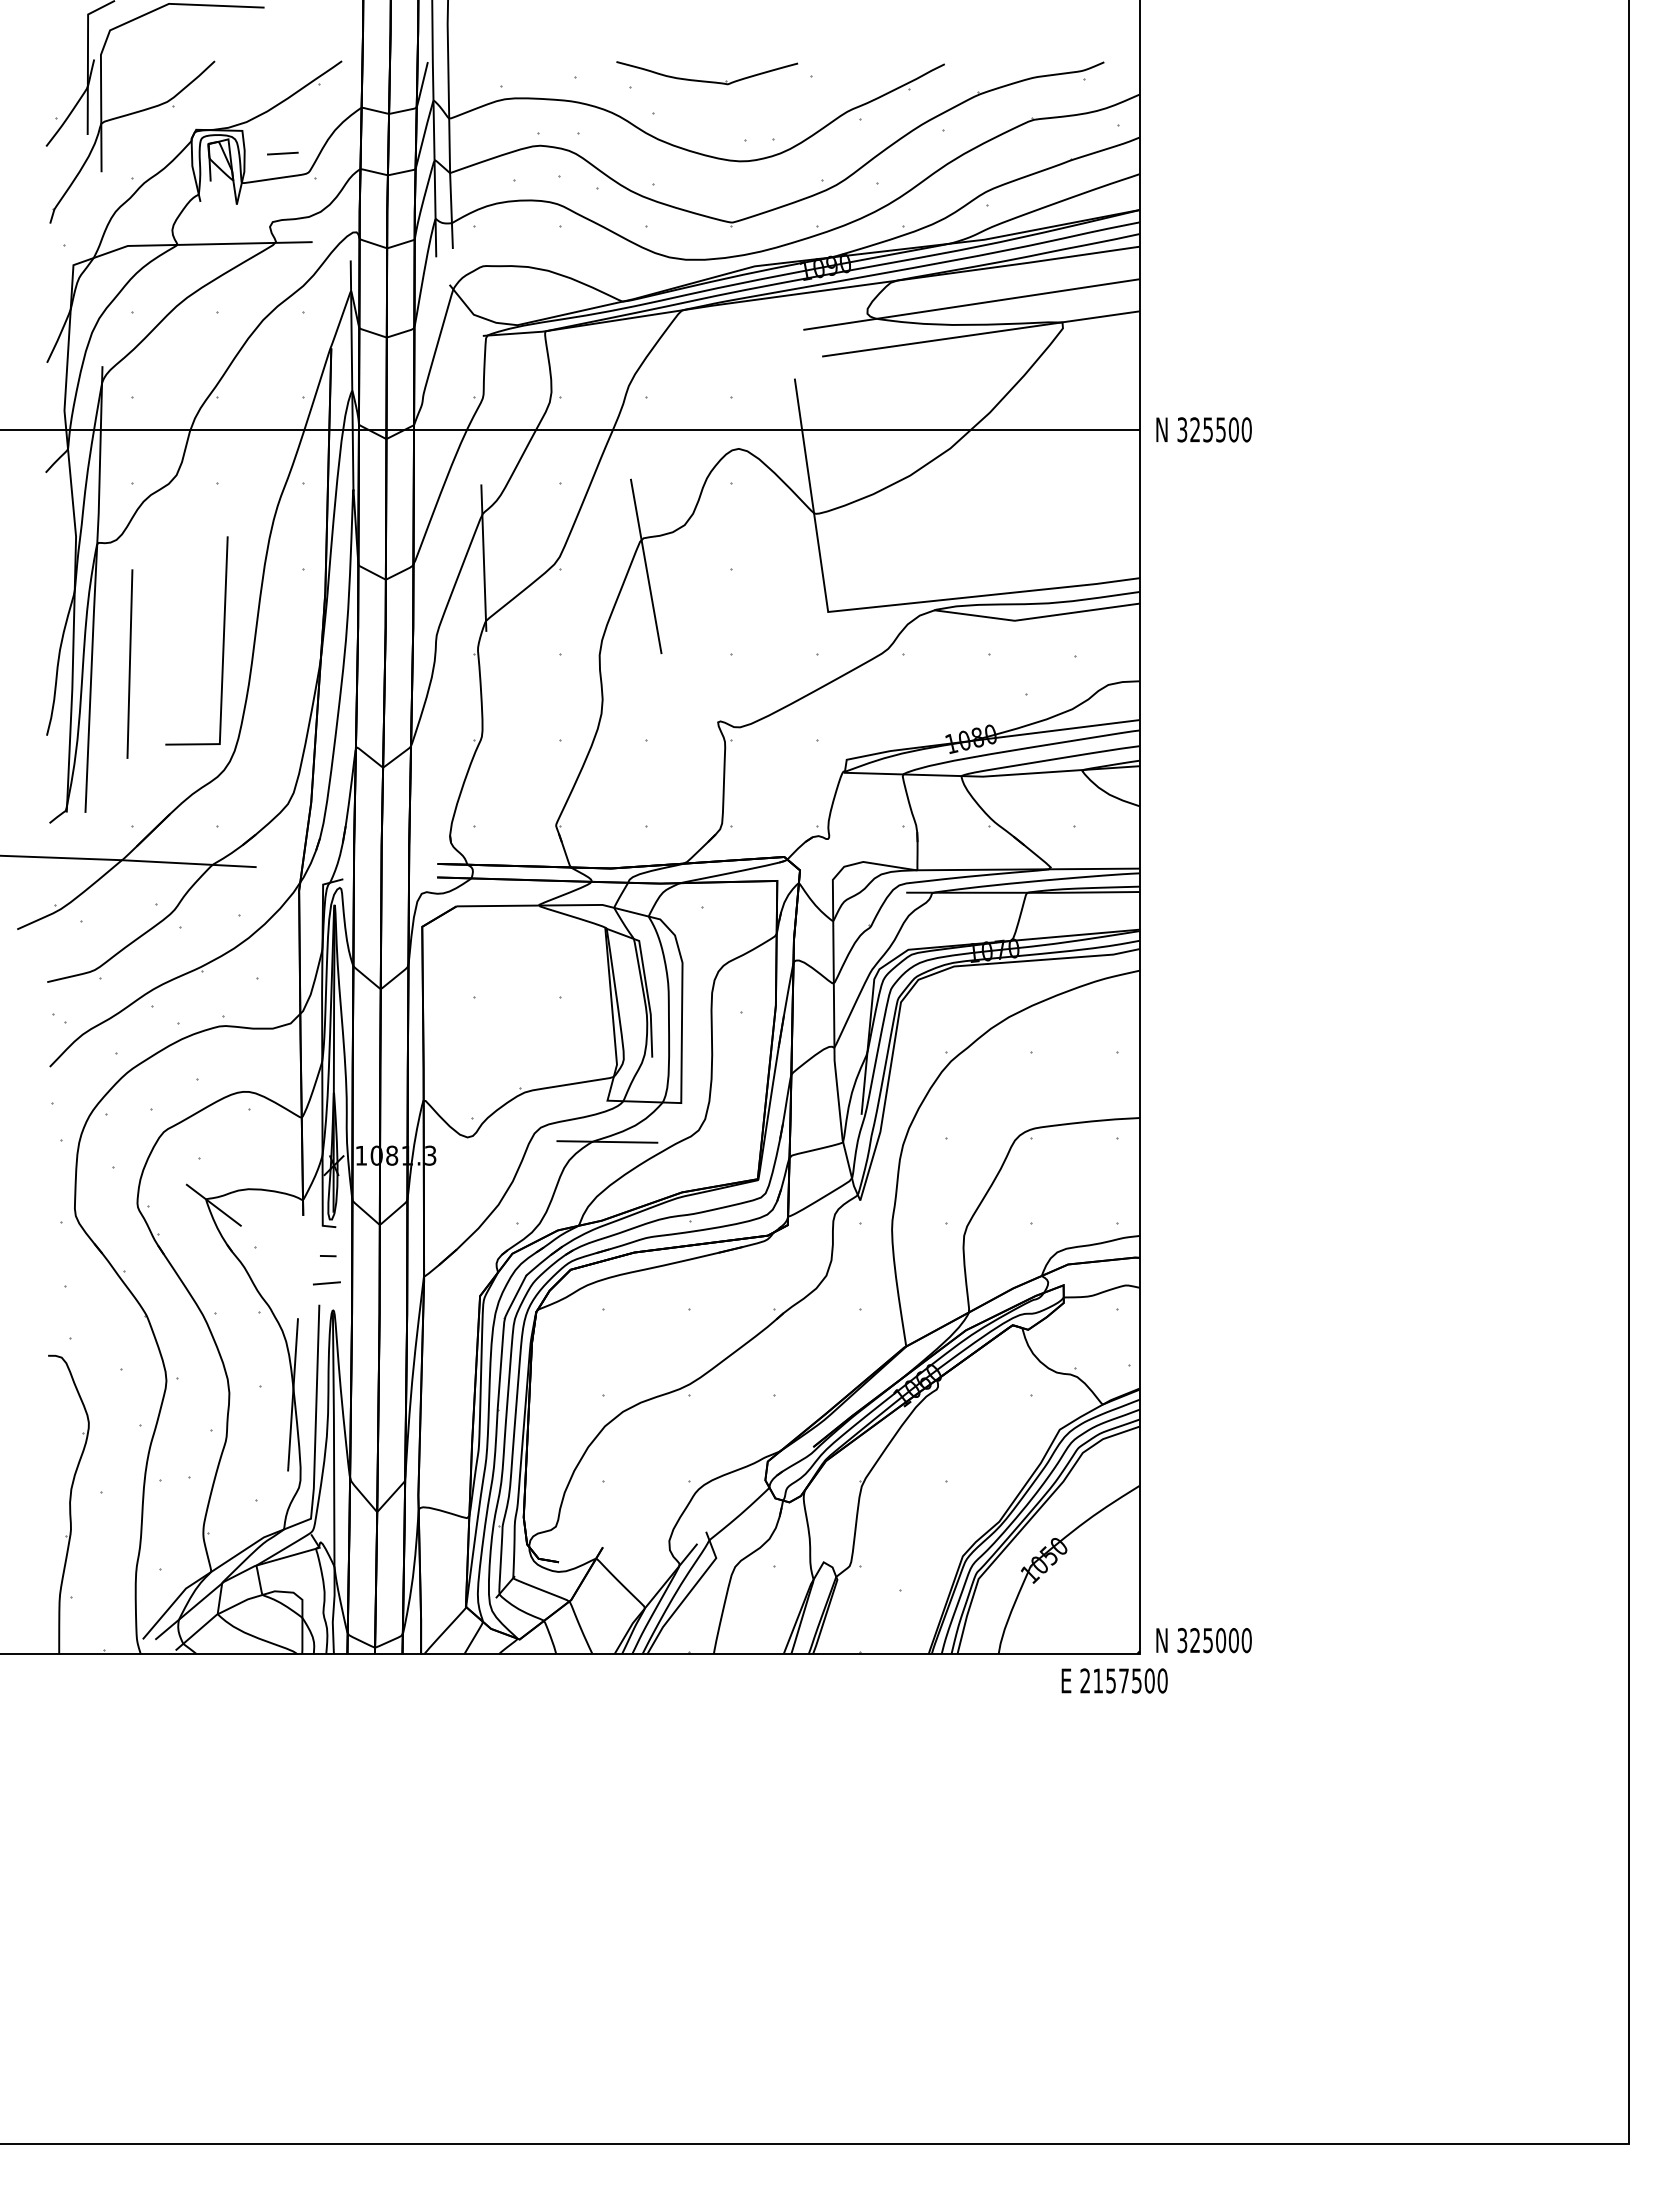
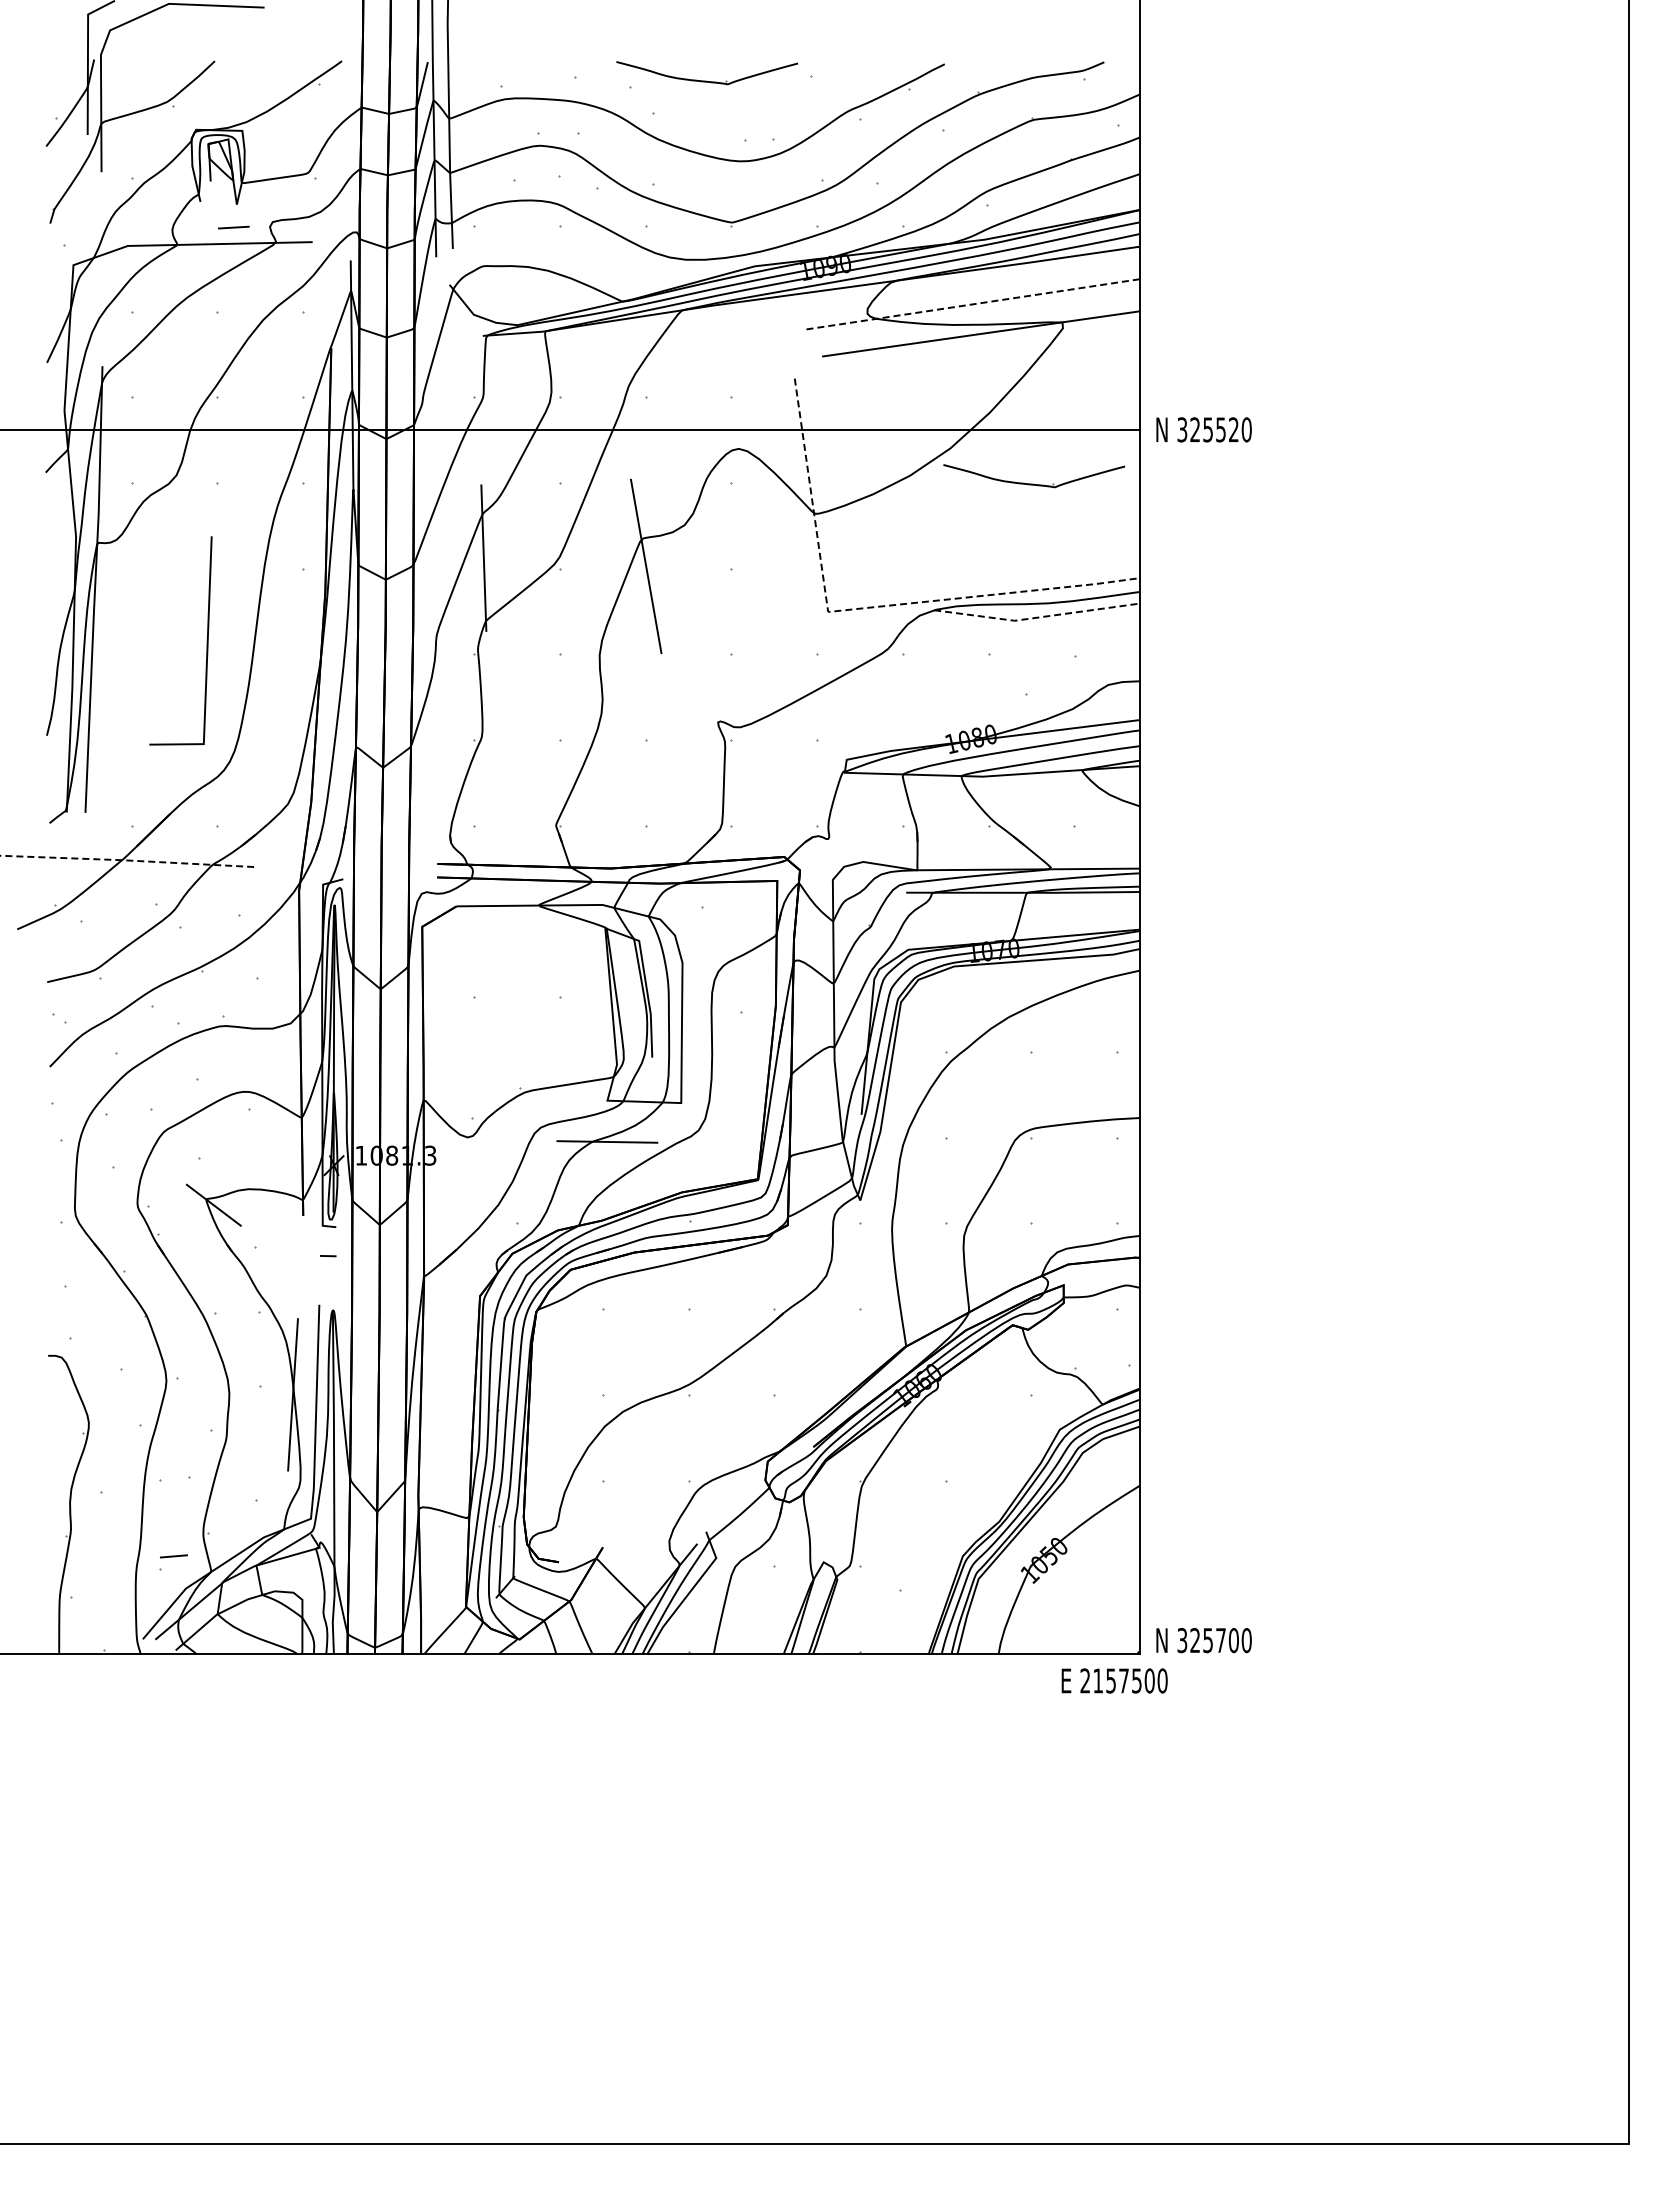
line position: (282, 153) -> (233, 227) (233, 227)
line: solid -> dashed (971, 304)
text: 325500 -> 325520 (1233, 429)
part: none -> present (1033, 483)
line: solid -> dashed (866, 607)
line: solid -> dashed (1036, 617)
line position: (222, 640) -> (206, 640) (206, 640)
line: present -> none (129, 663)
line: solid -> dashed (128, 860)
line position: (326, 1283) -> (173, 1556) (173, 1556)
text: 325000 -> 325700 (1221, 1640)
